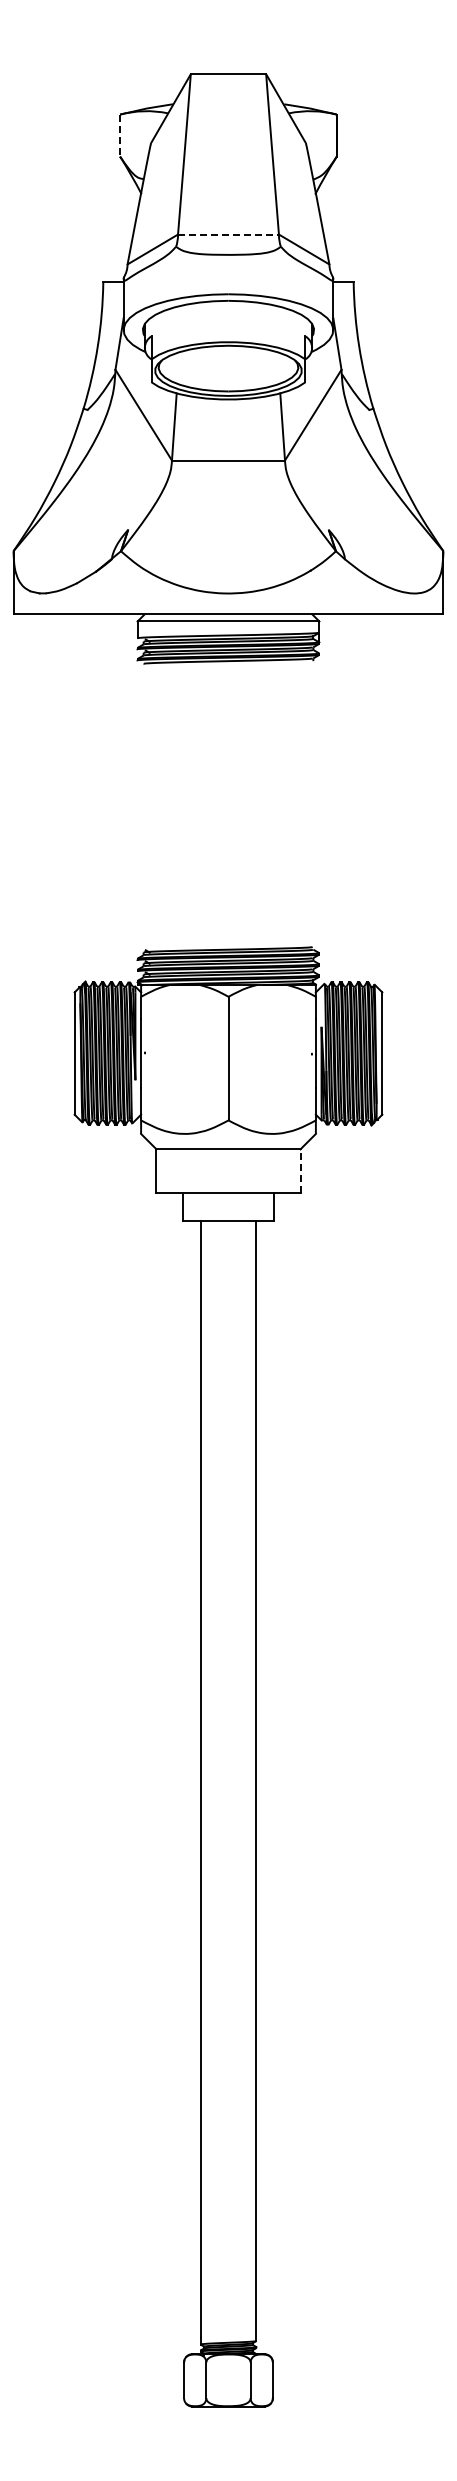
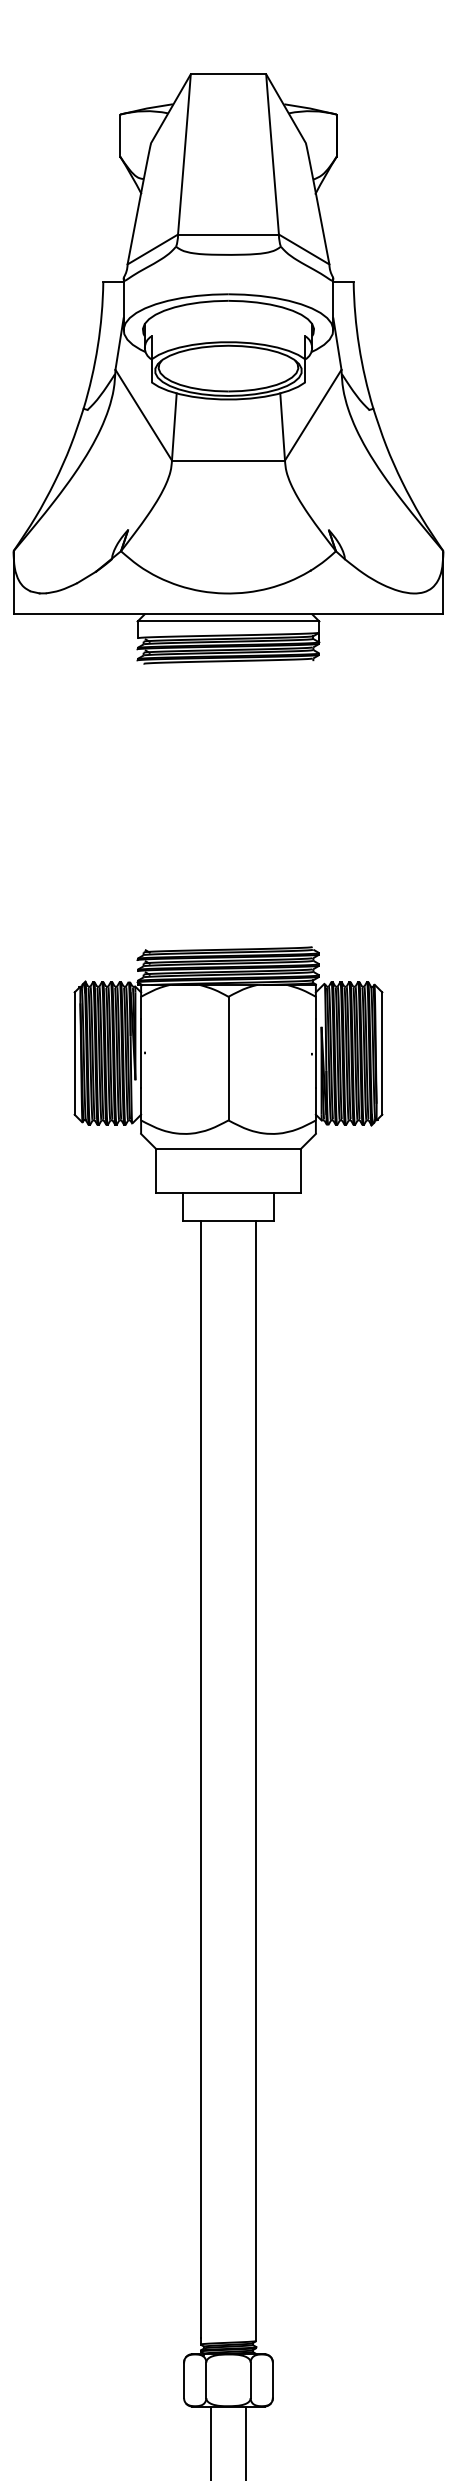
line: dashed -> solid (120, 135)
line: dashed -> solid (228, 234)
line: dashed -> solid (300, 1170)
line: none -> present (211, 2441)
line: none -> present (245, 2441)
